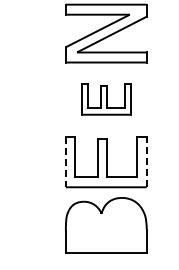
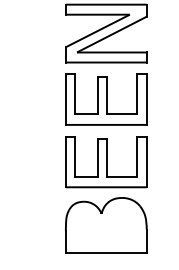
part size: 51x33 px -> 83x53 px (106, 99)
line: dashed -> solid (146, 161)
line: dashed -> solid (65, 162)
